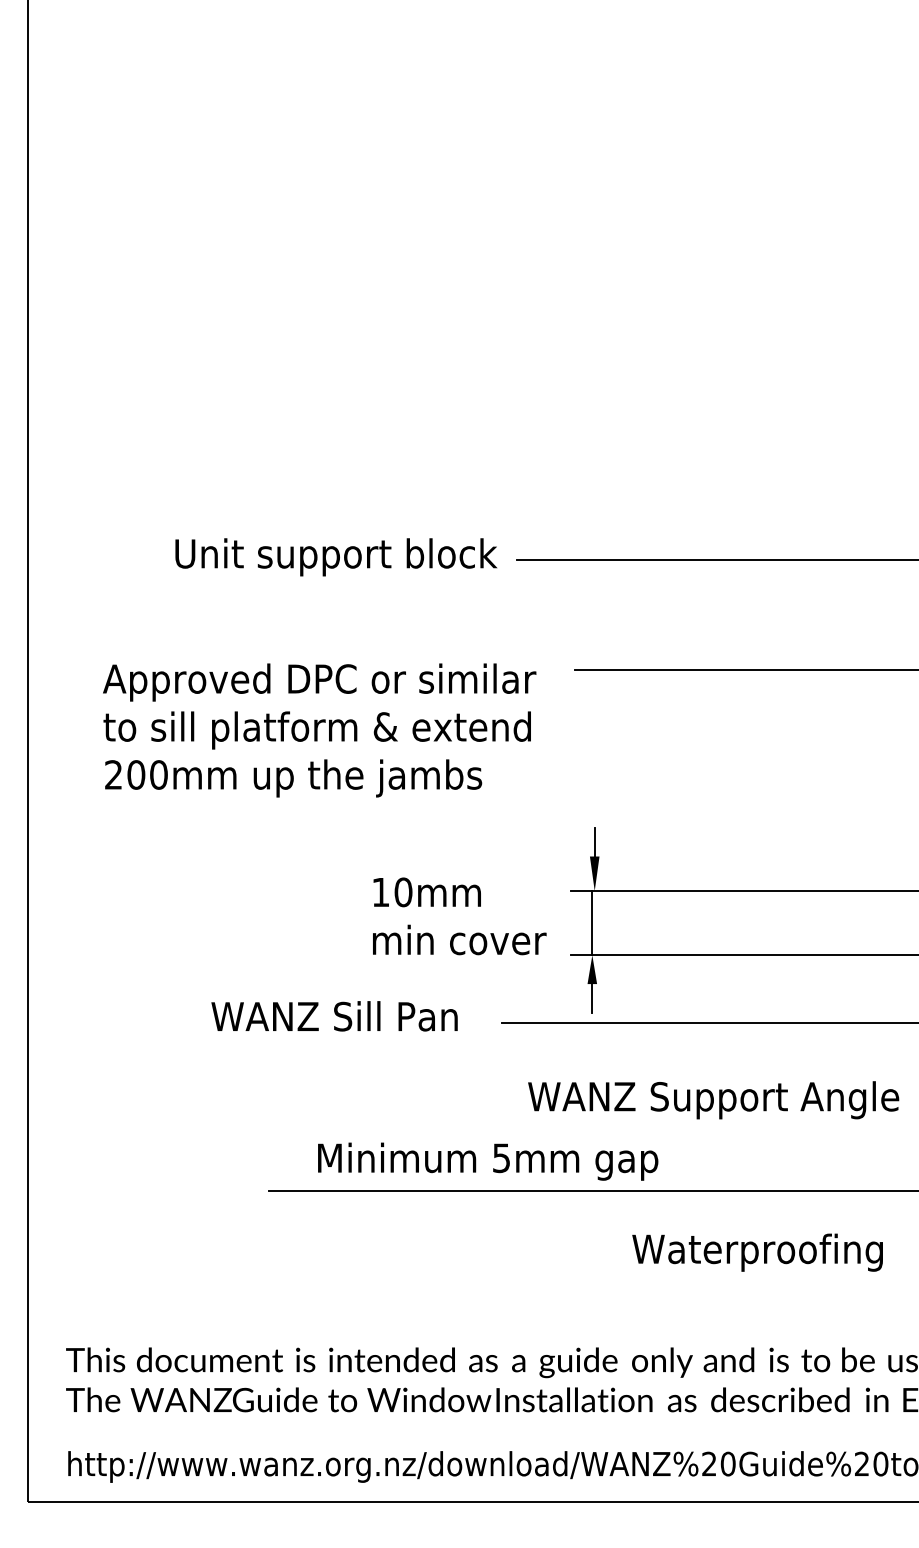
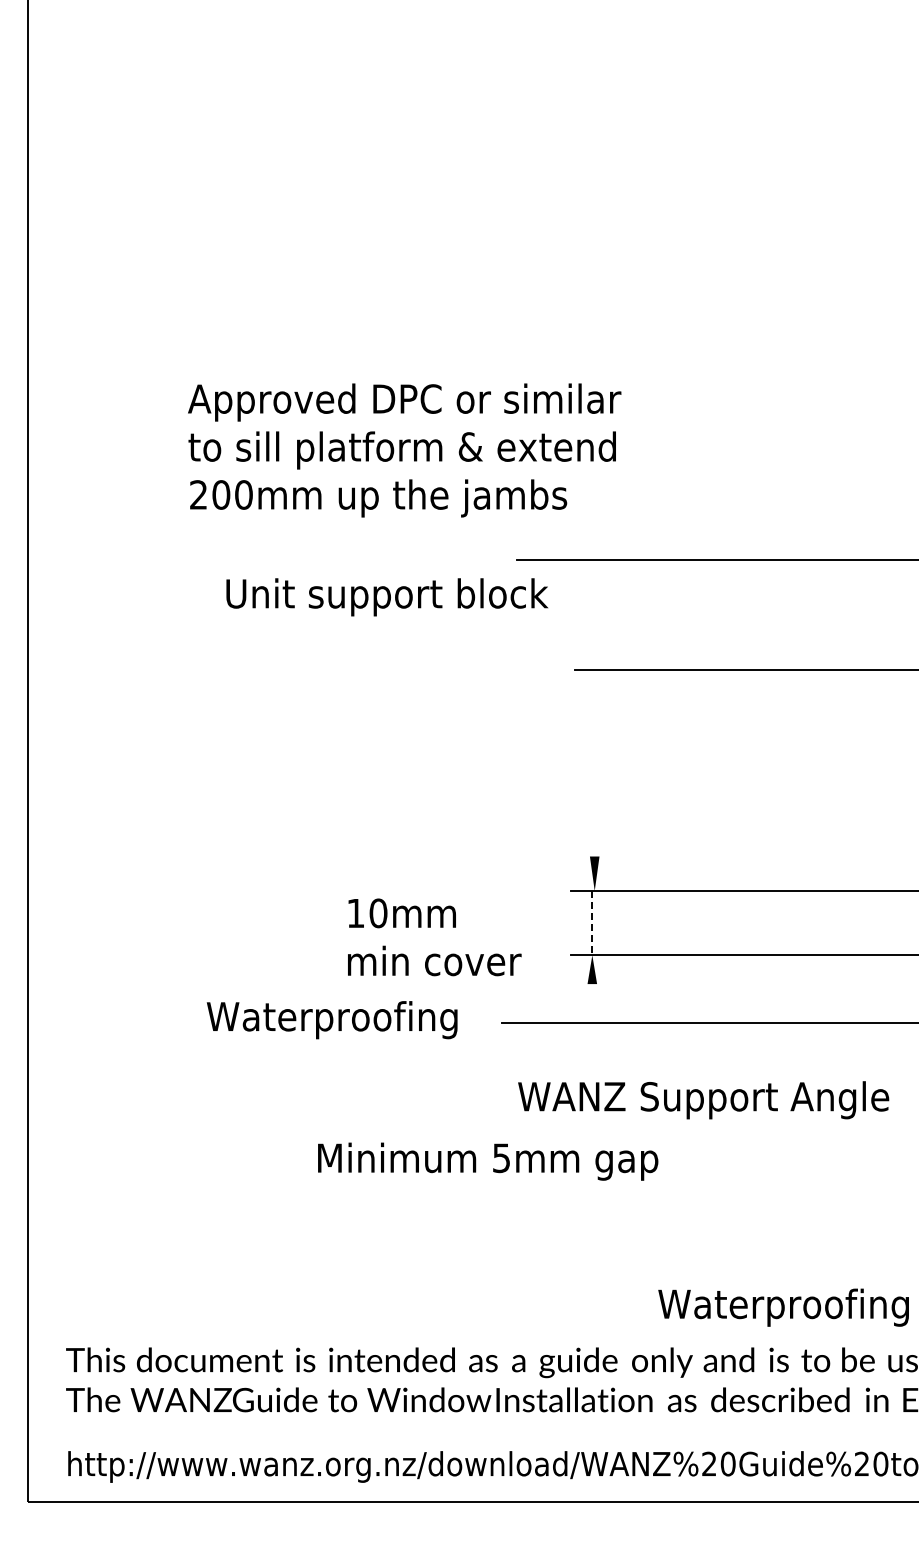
text position: (336, 557) -> (387, 597) (387, 597)
text position: (319, 730) -> (404, 450) (404, 450)
line: present -> none (594, 841)
text position: (459, 916) -> (434, 937) (434, 937)
line: solid -> dashed (592, 923)
line: present -> none (592, 998)
text: WANZ Sill Pan -> Waterproofing (331, 1020)
text position: (713, 1100) -> (703, 1100) (703, 1100)
line: present -> none (592, 1190)
text position: (757, 1252) -> (783, 1307) (783, 1307)
